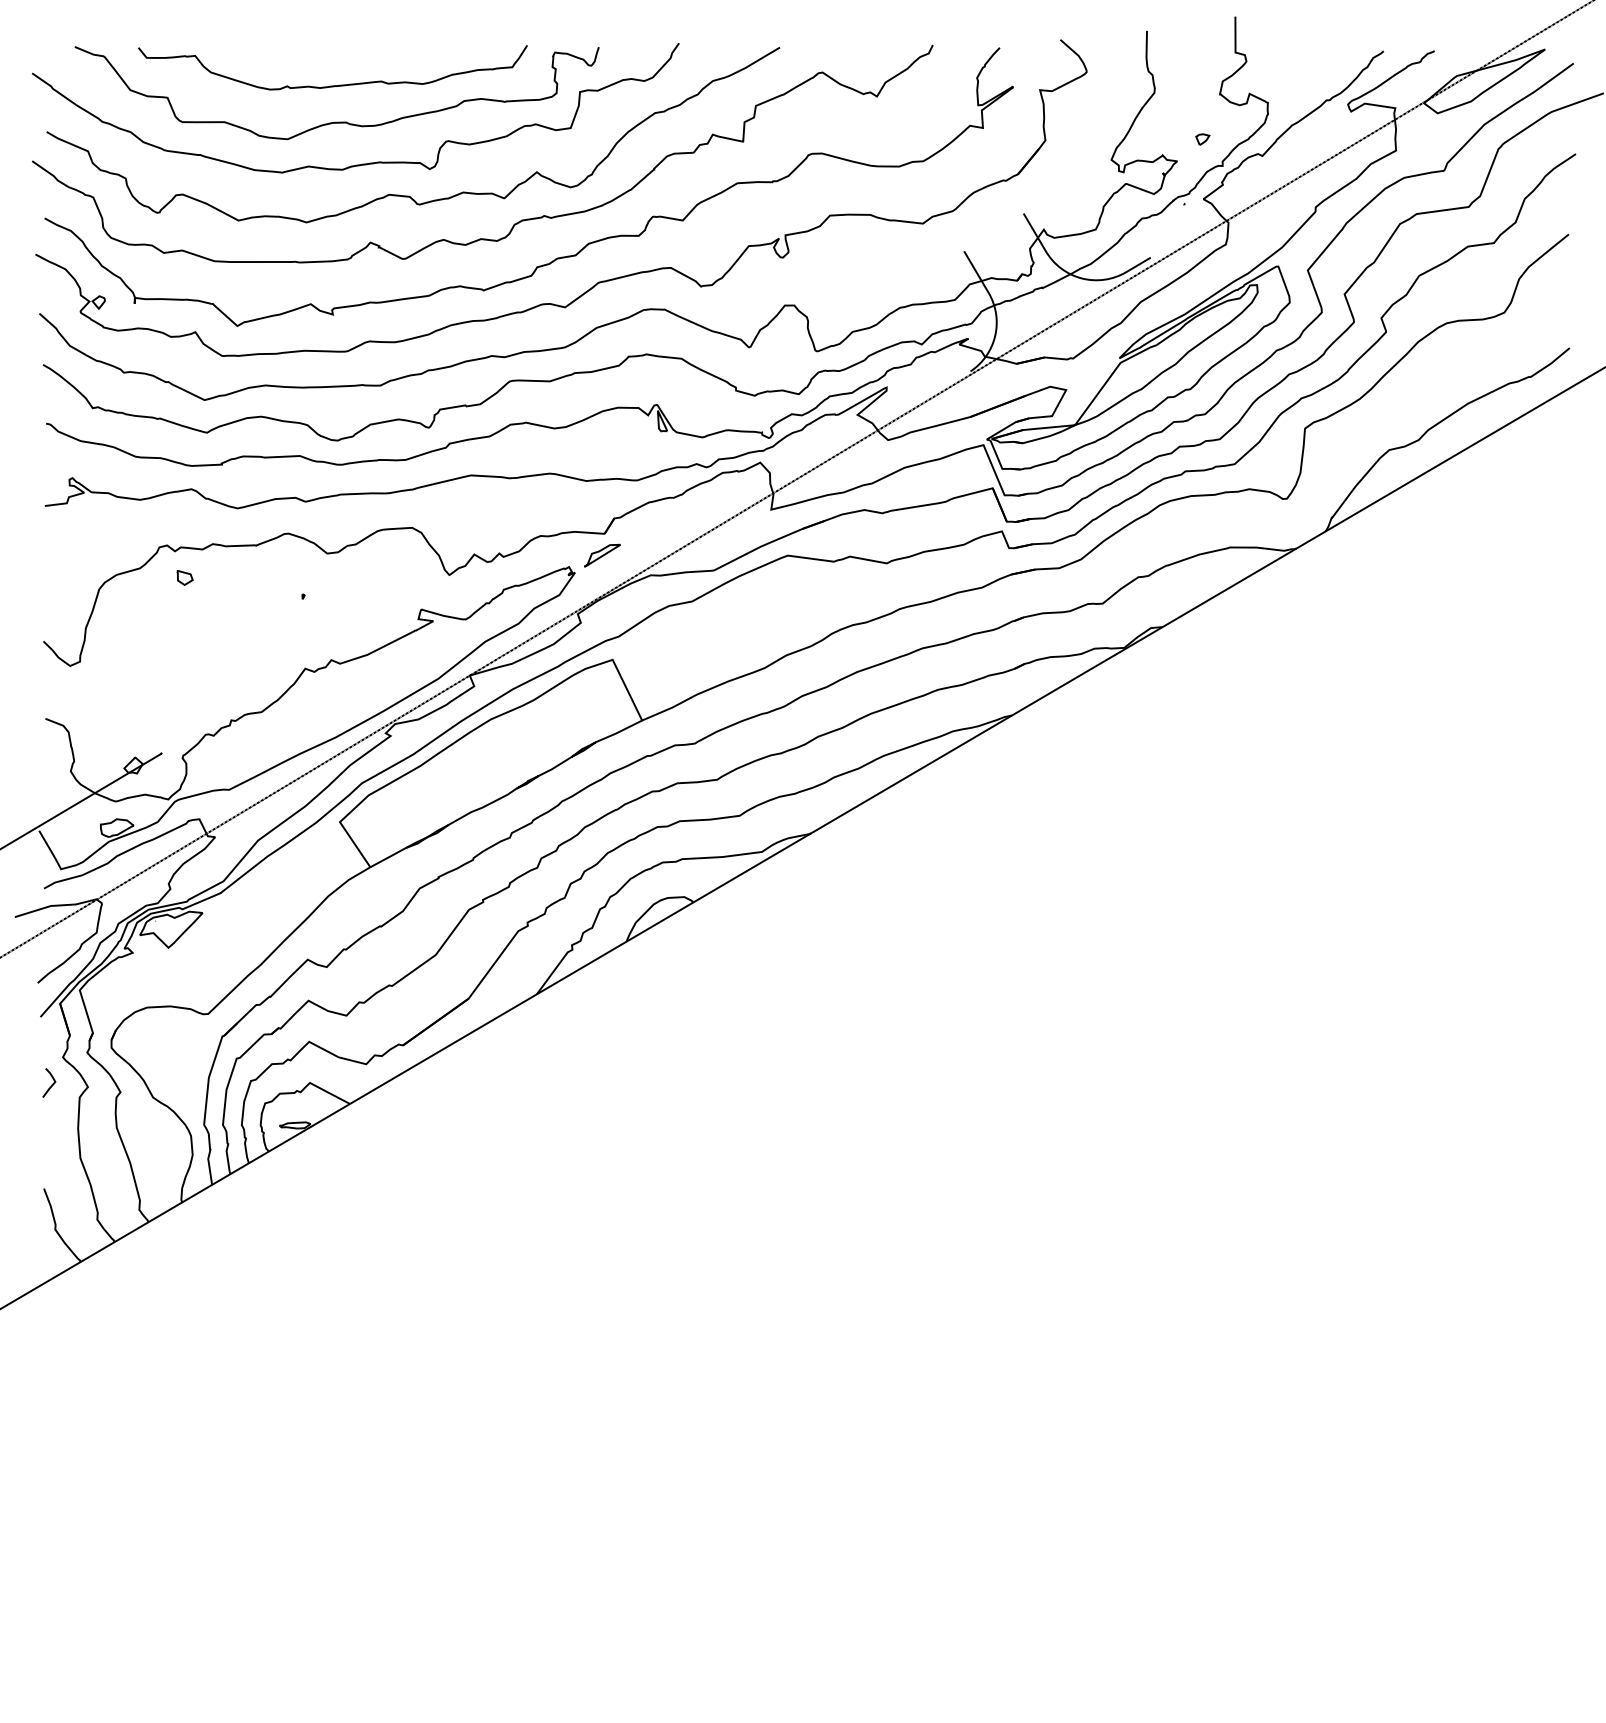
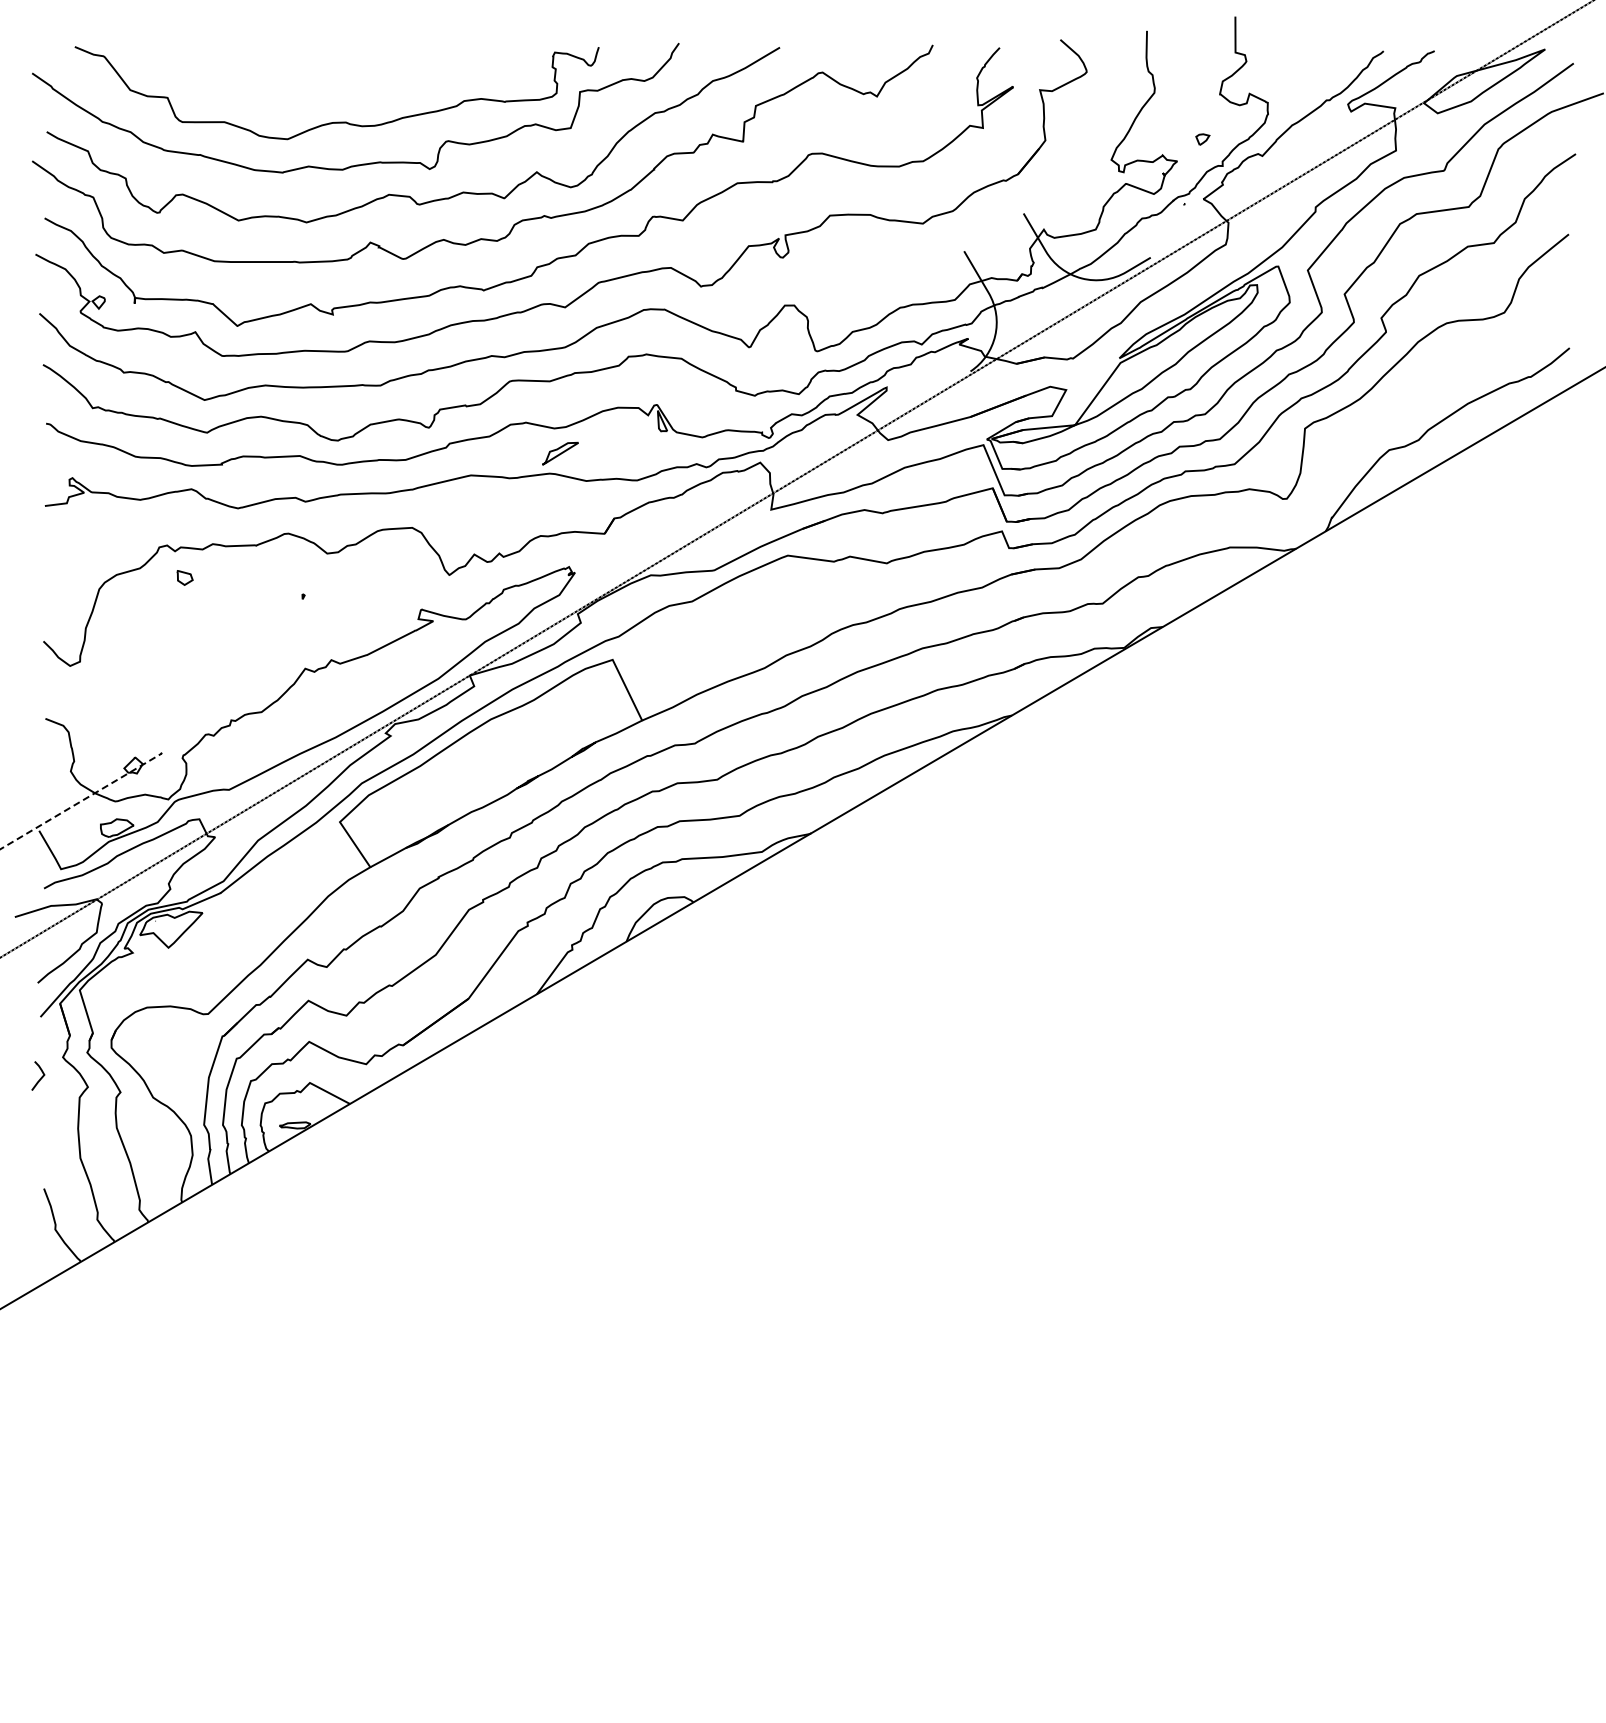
curve: present -> none (332, 85)
part position: (602, 555) -> (560, 453) (560, 453)
line: solid -> dashed (80, 801)
curve position: (51, 1084) -> (40, 1077) (40, 1077)
